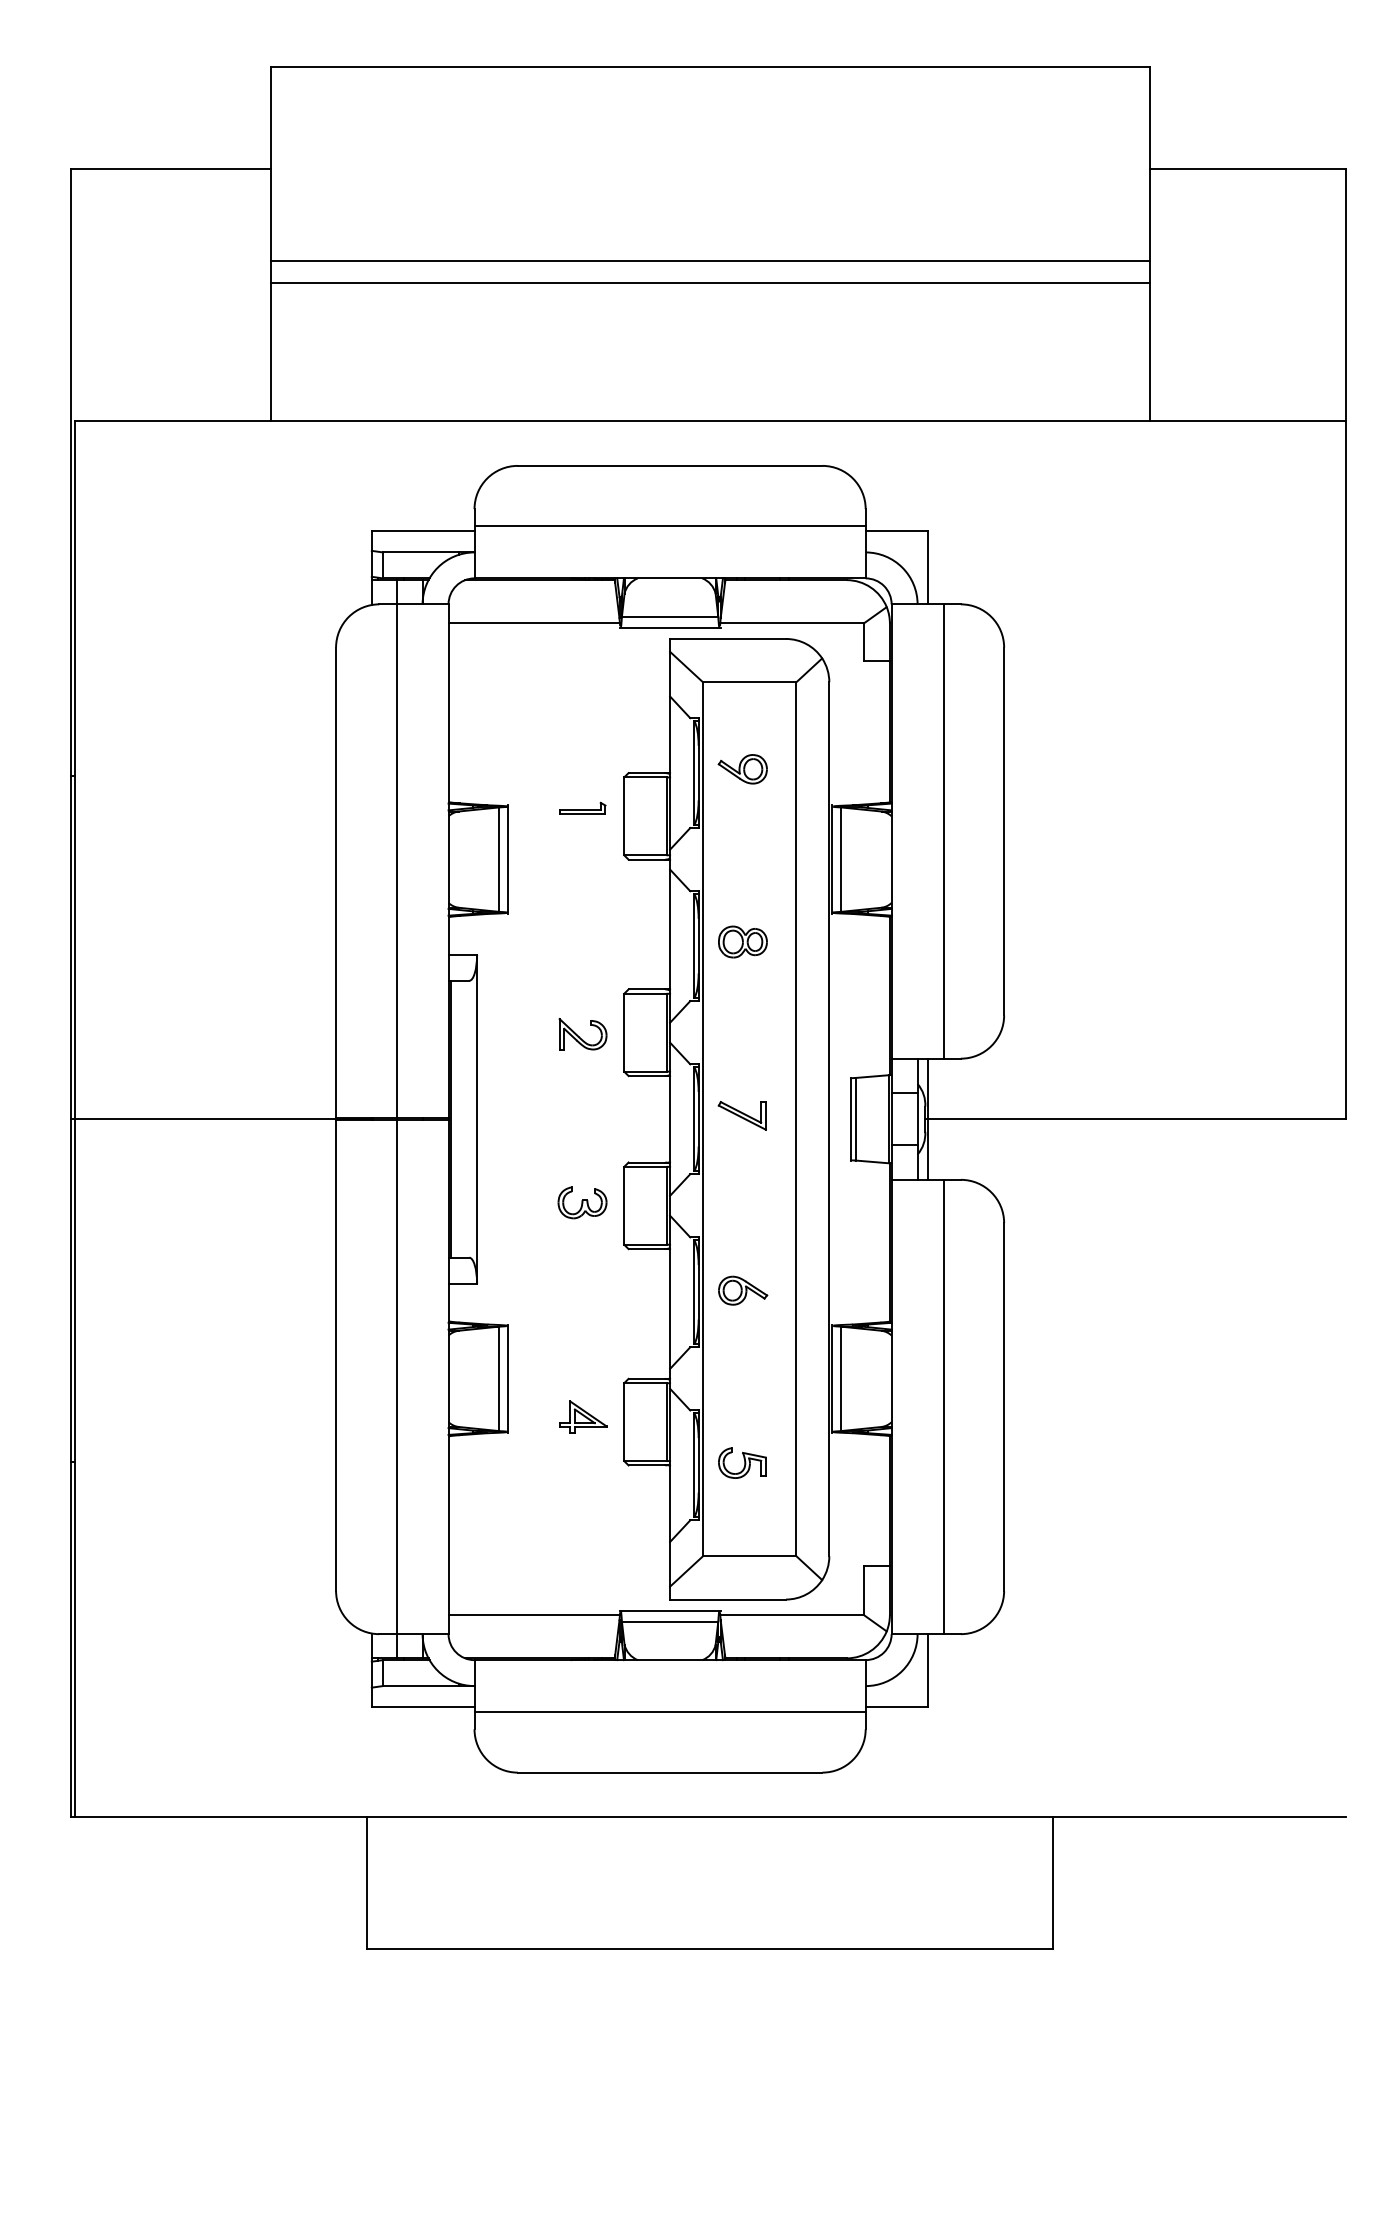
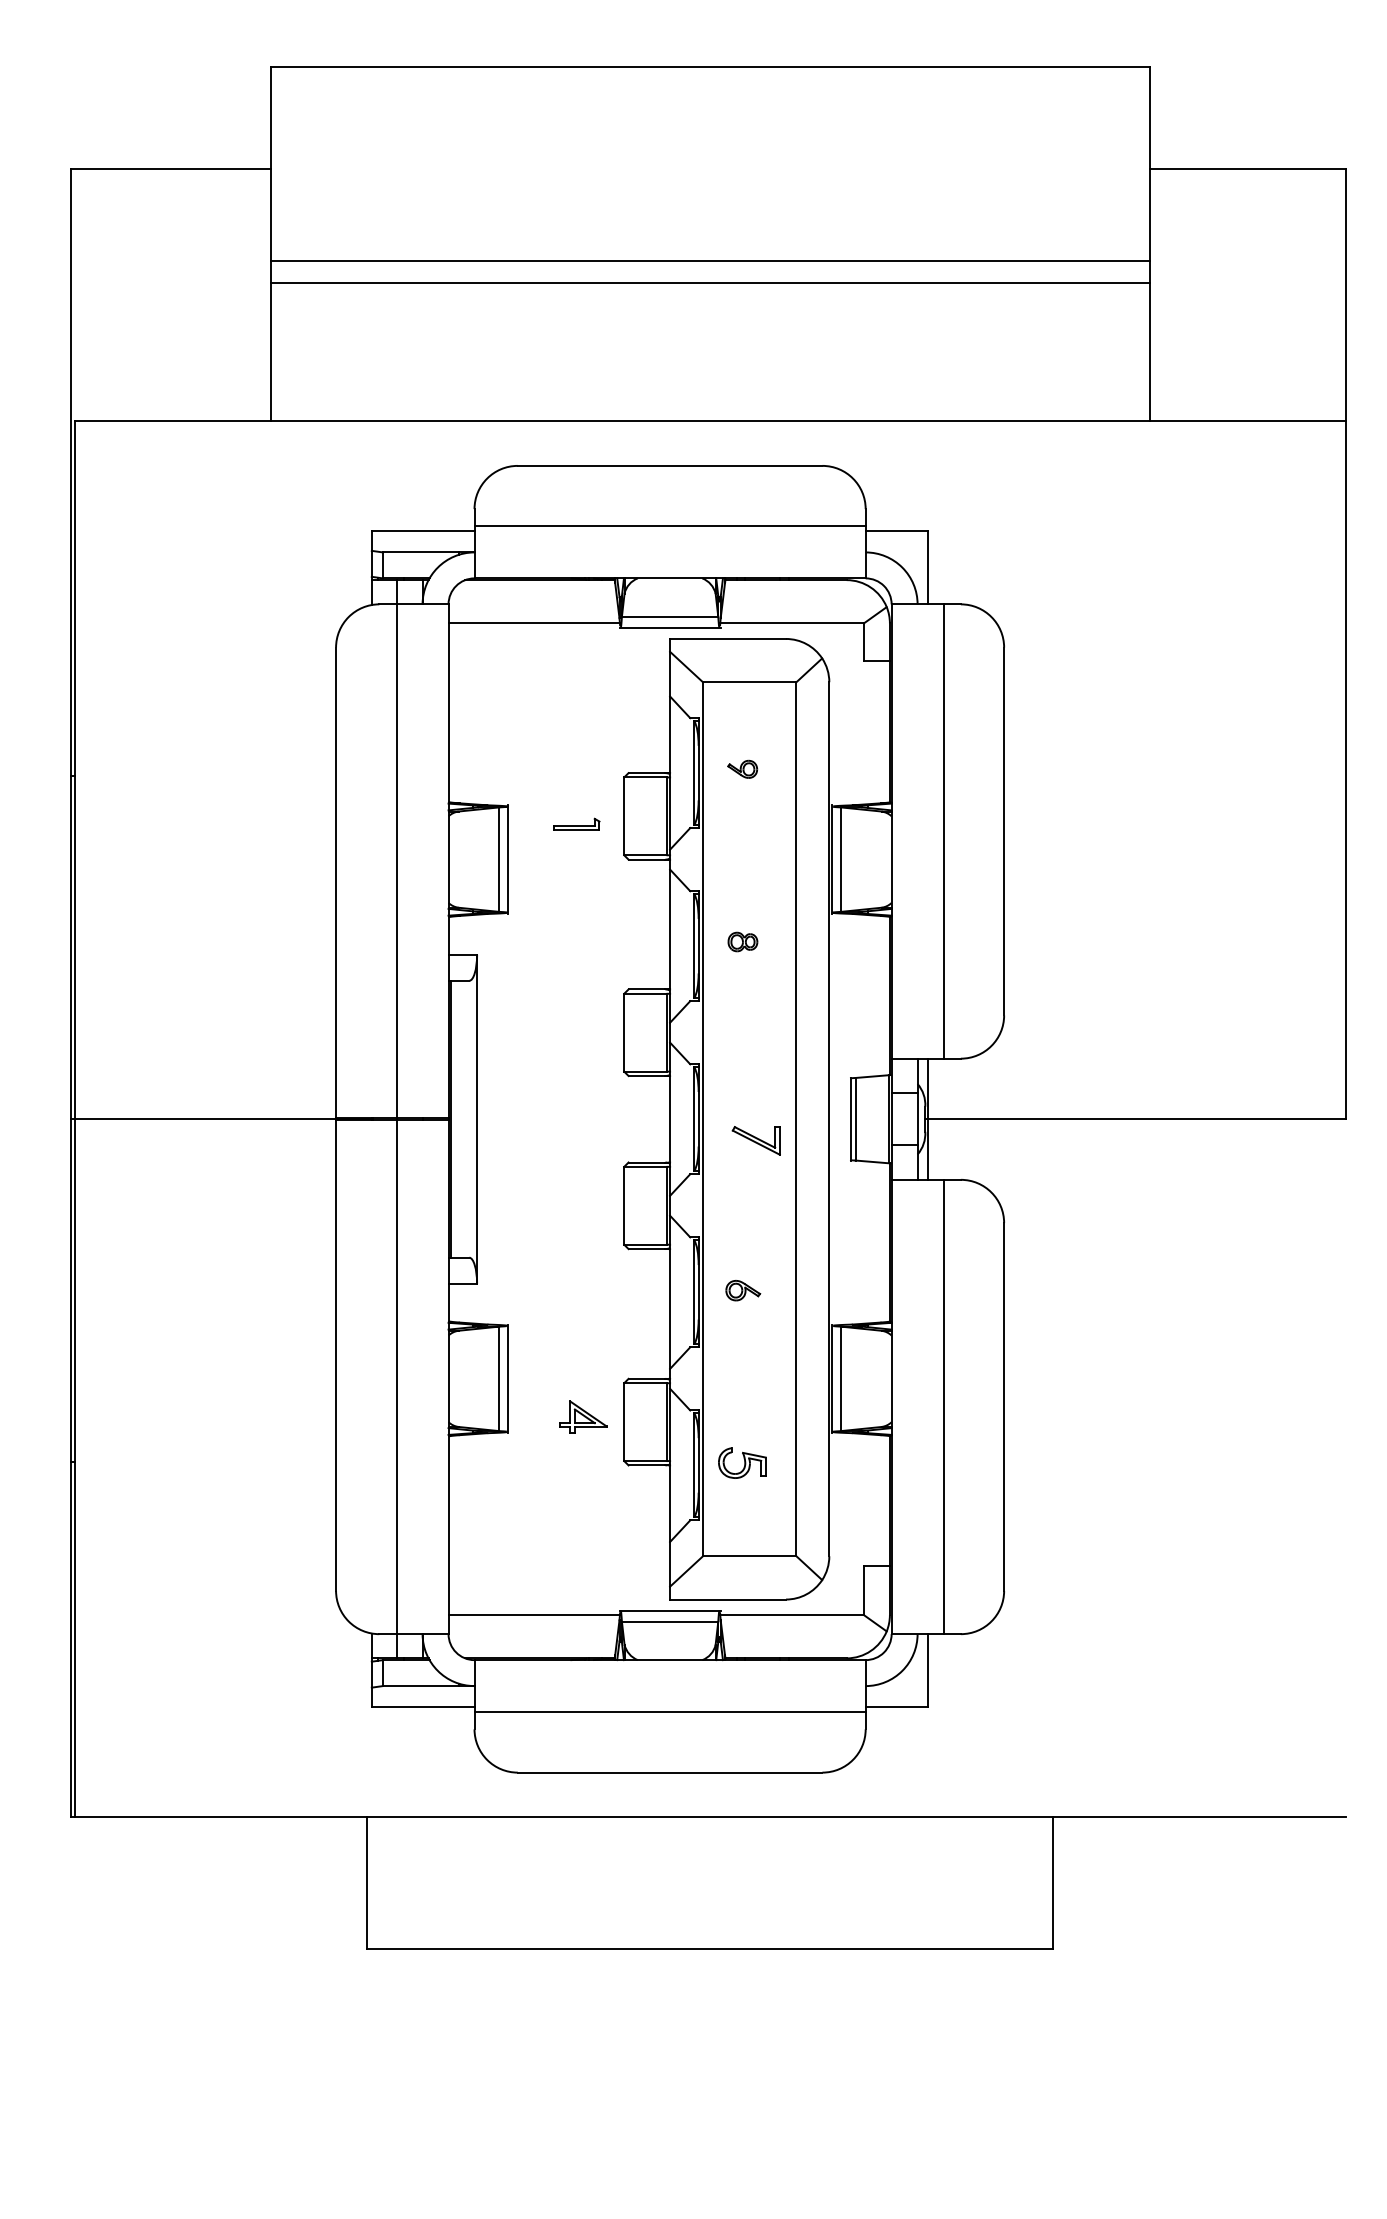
part size: 51x31 px -> 32x20 px (742, 768)
part position: (582, 807) -> (576, 823) (576, 823)
part size: 50x34 px -> 32x22 px (742, 941)
part: present -> none (582, 1034)
part position: (741, 1115) -> (755, 1140) (755, 1140)
part: present -> none (582, 1202)
part size: 51x31 px -> 37x22 px (743, 1290)
